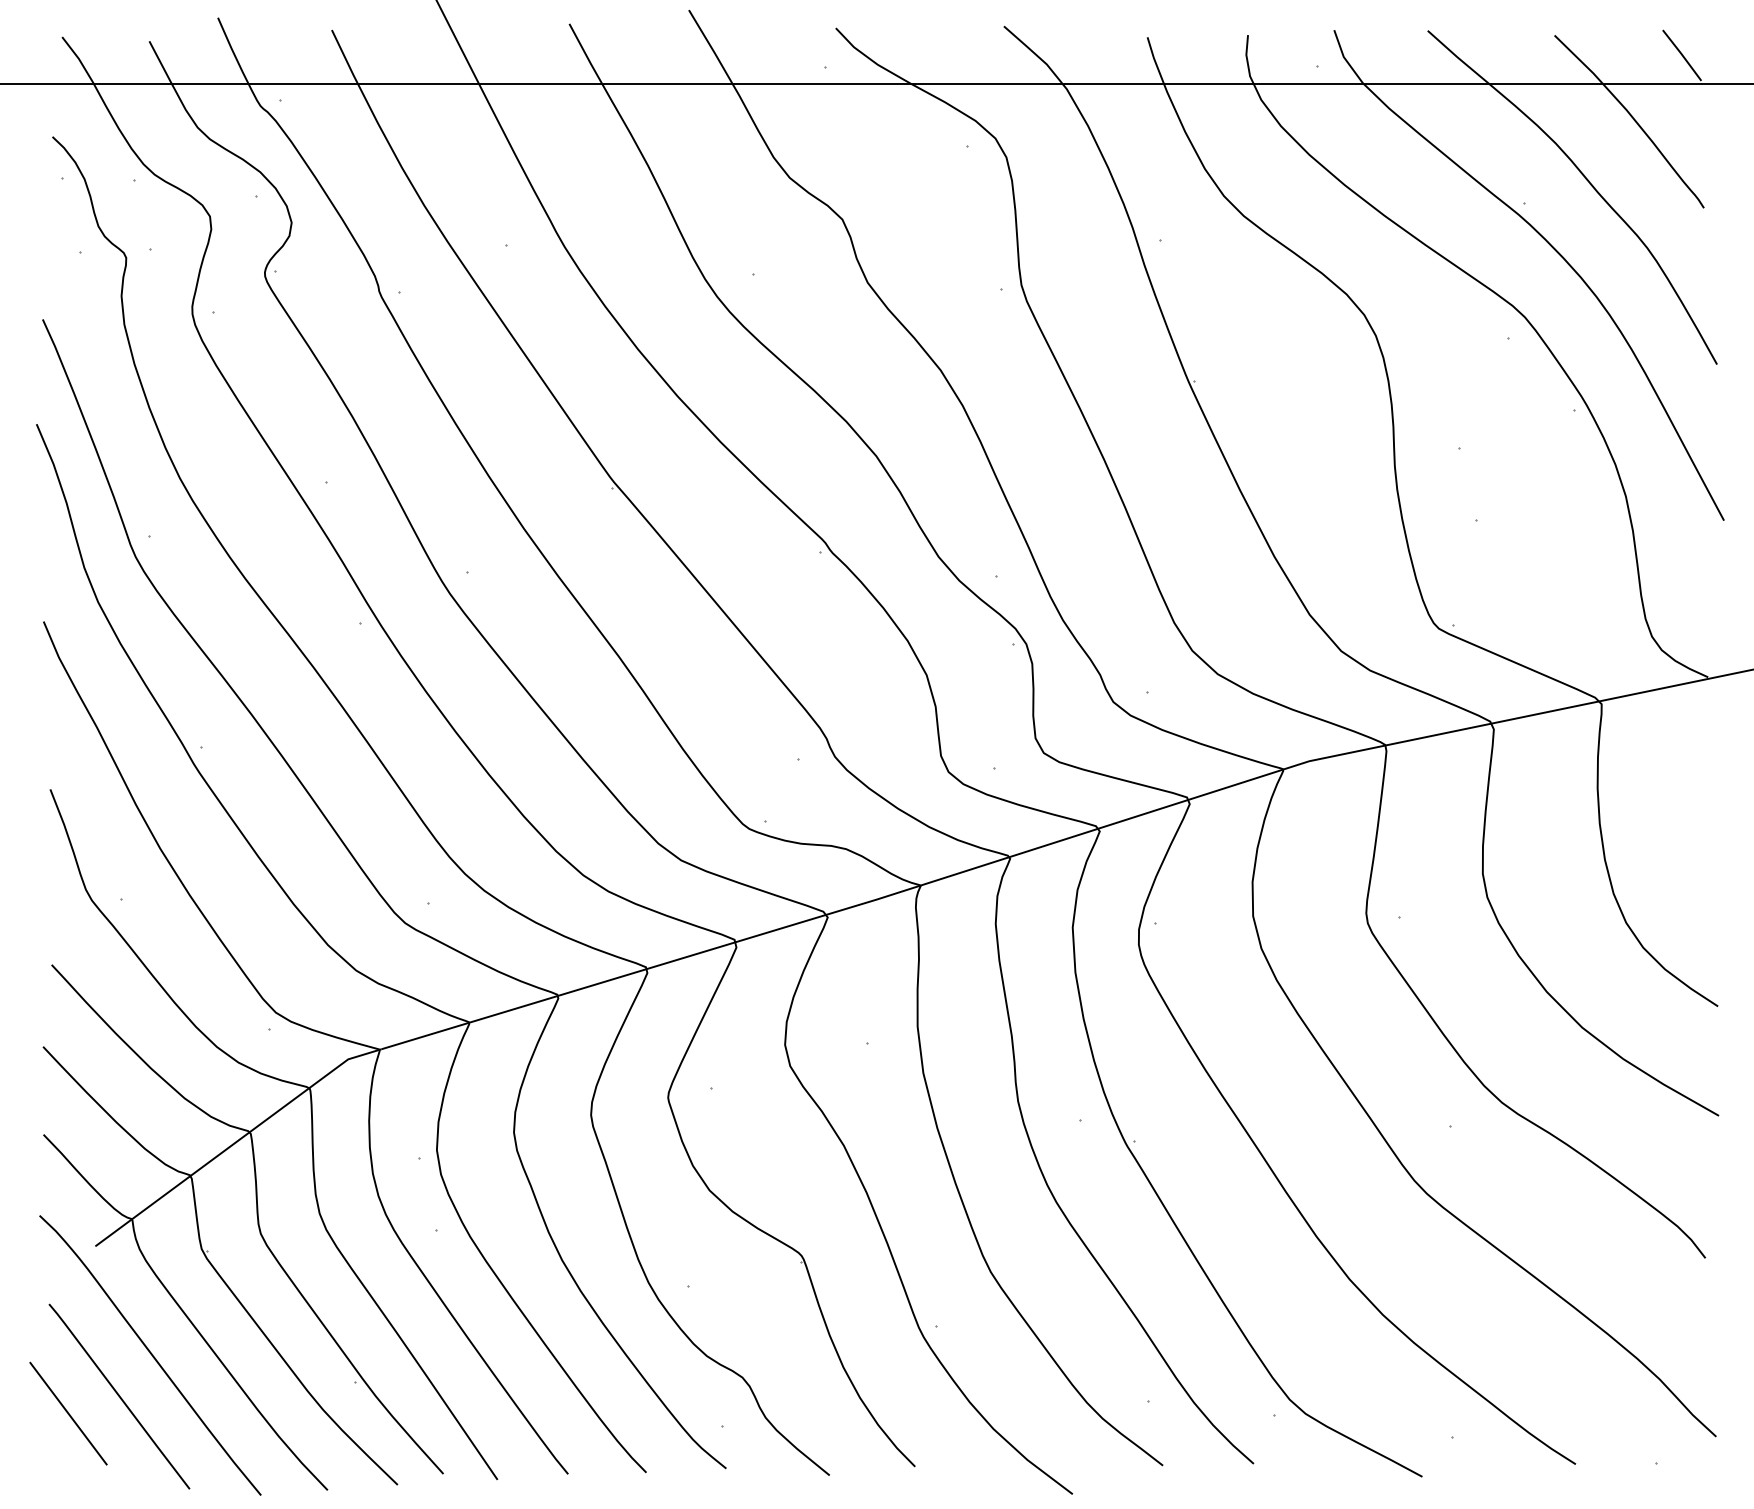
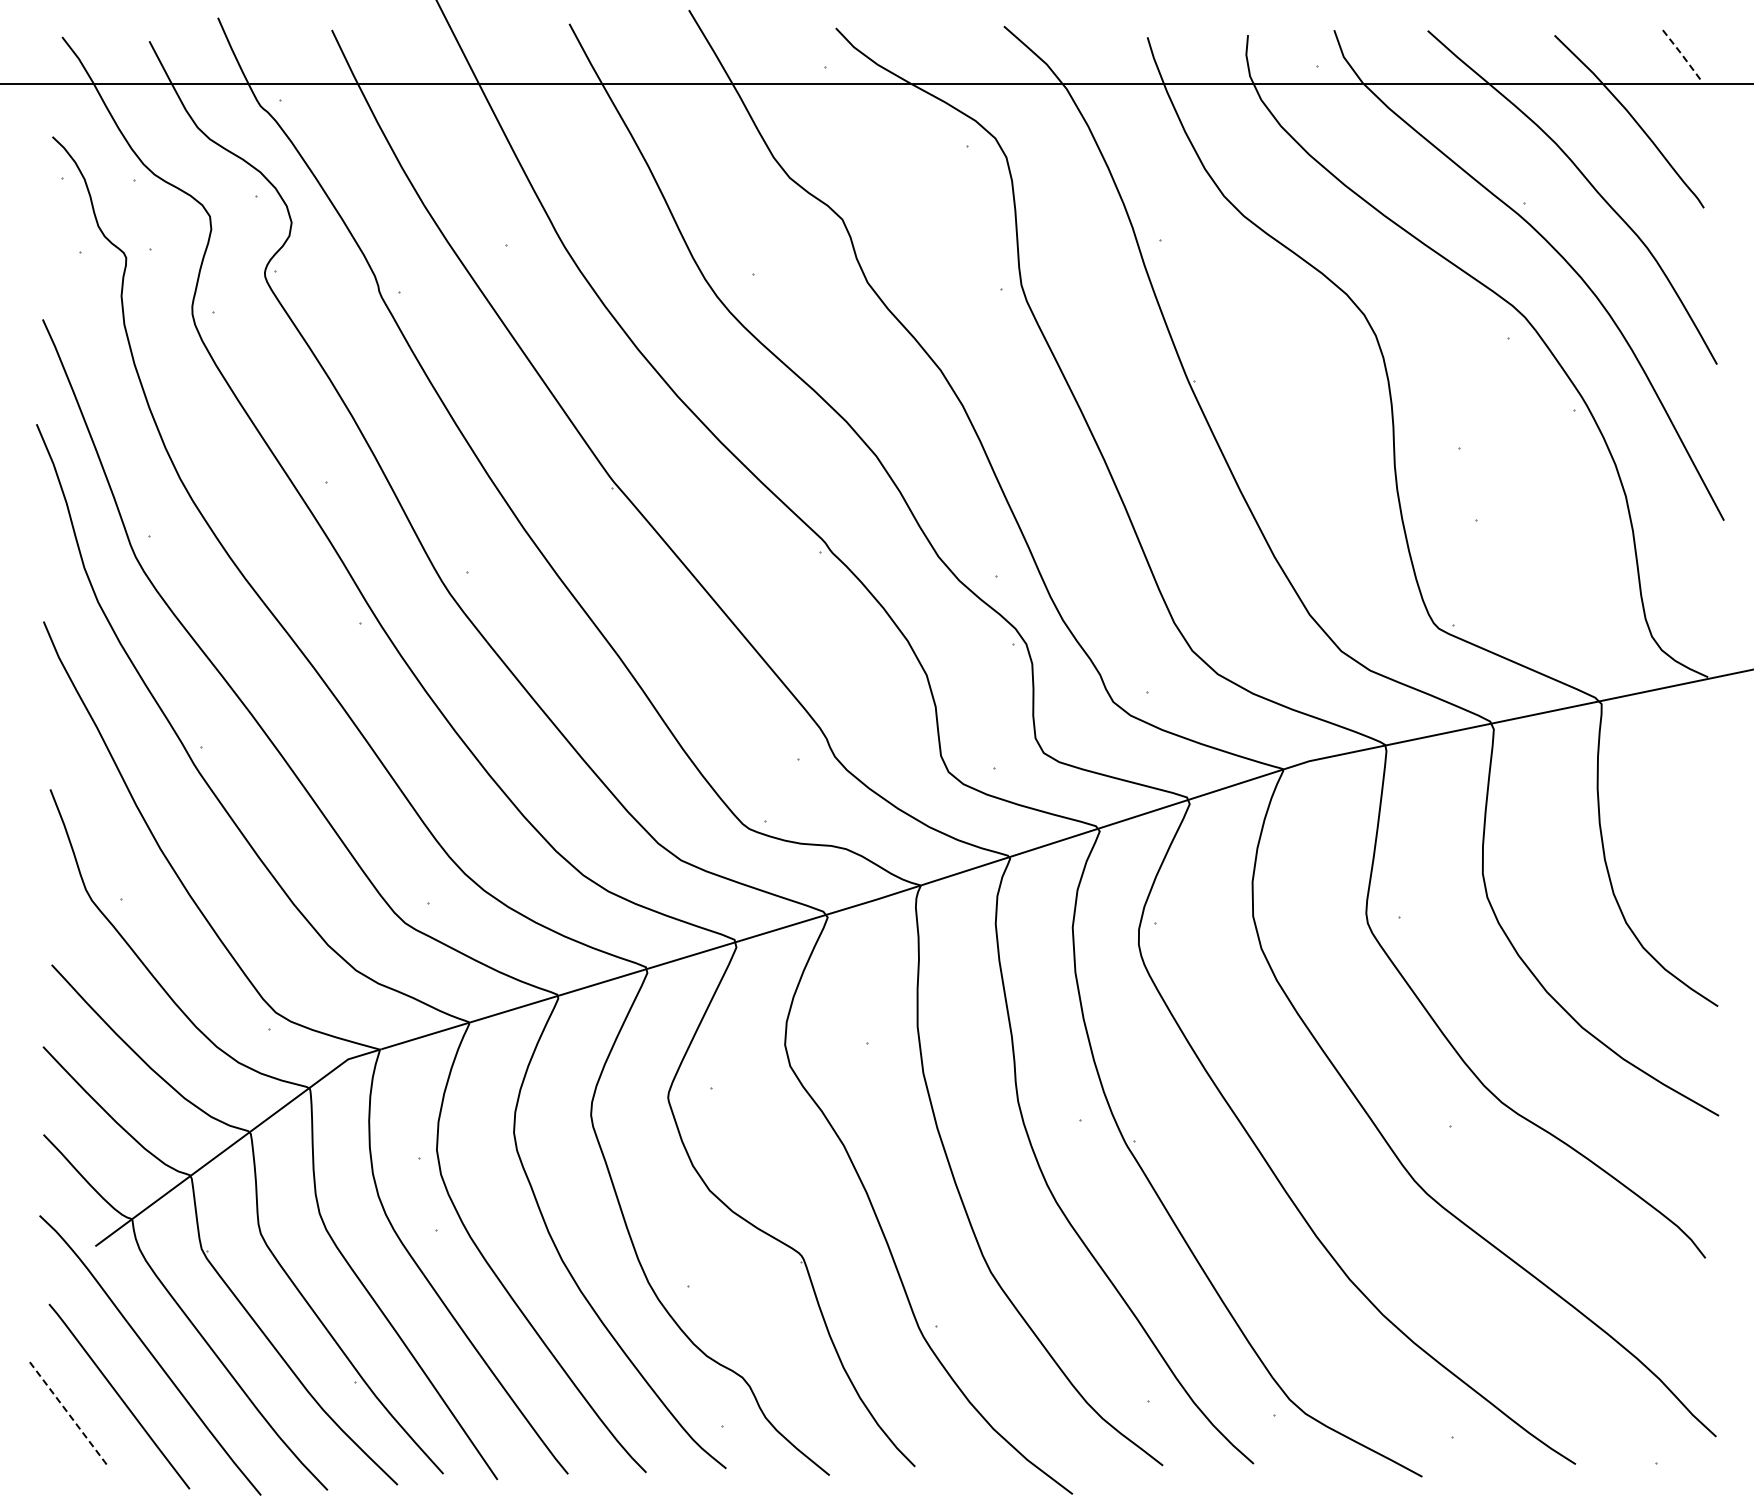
line: solid -> dashed (1682, 55)
line: solid -> dashed (68, 1414)
